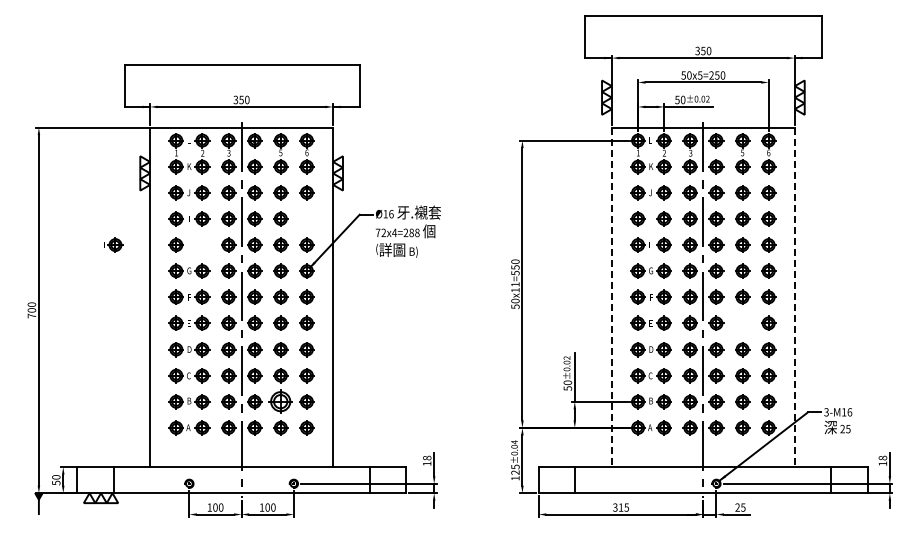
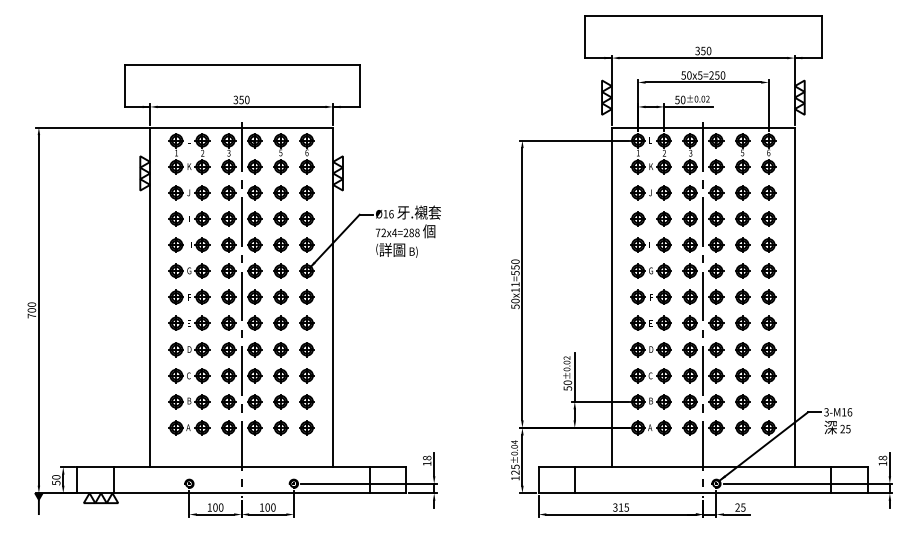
part: none -> present (306, 218)
part position: (113, 244) -> (200, 244) (200, 244)
line: dashed -> solid (611, 297)
line: dashed -> solid (794, 297)
part: none -> present (742, 322)
part size: 25x25 px -> 16x16 px (280, 401)
